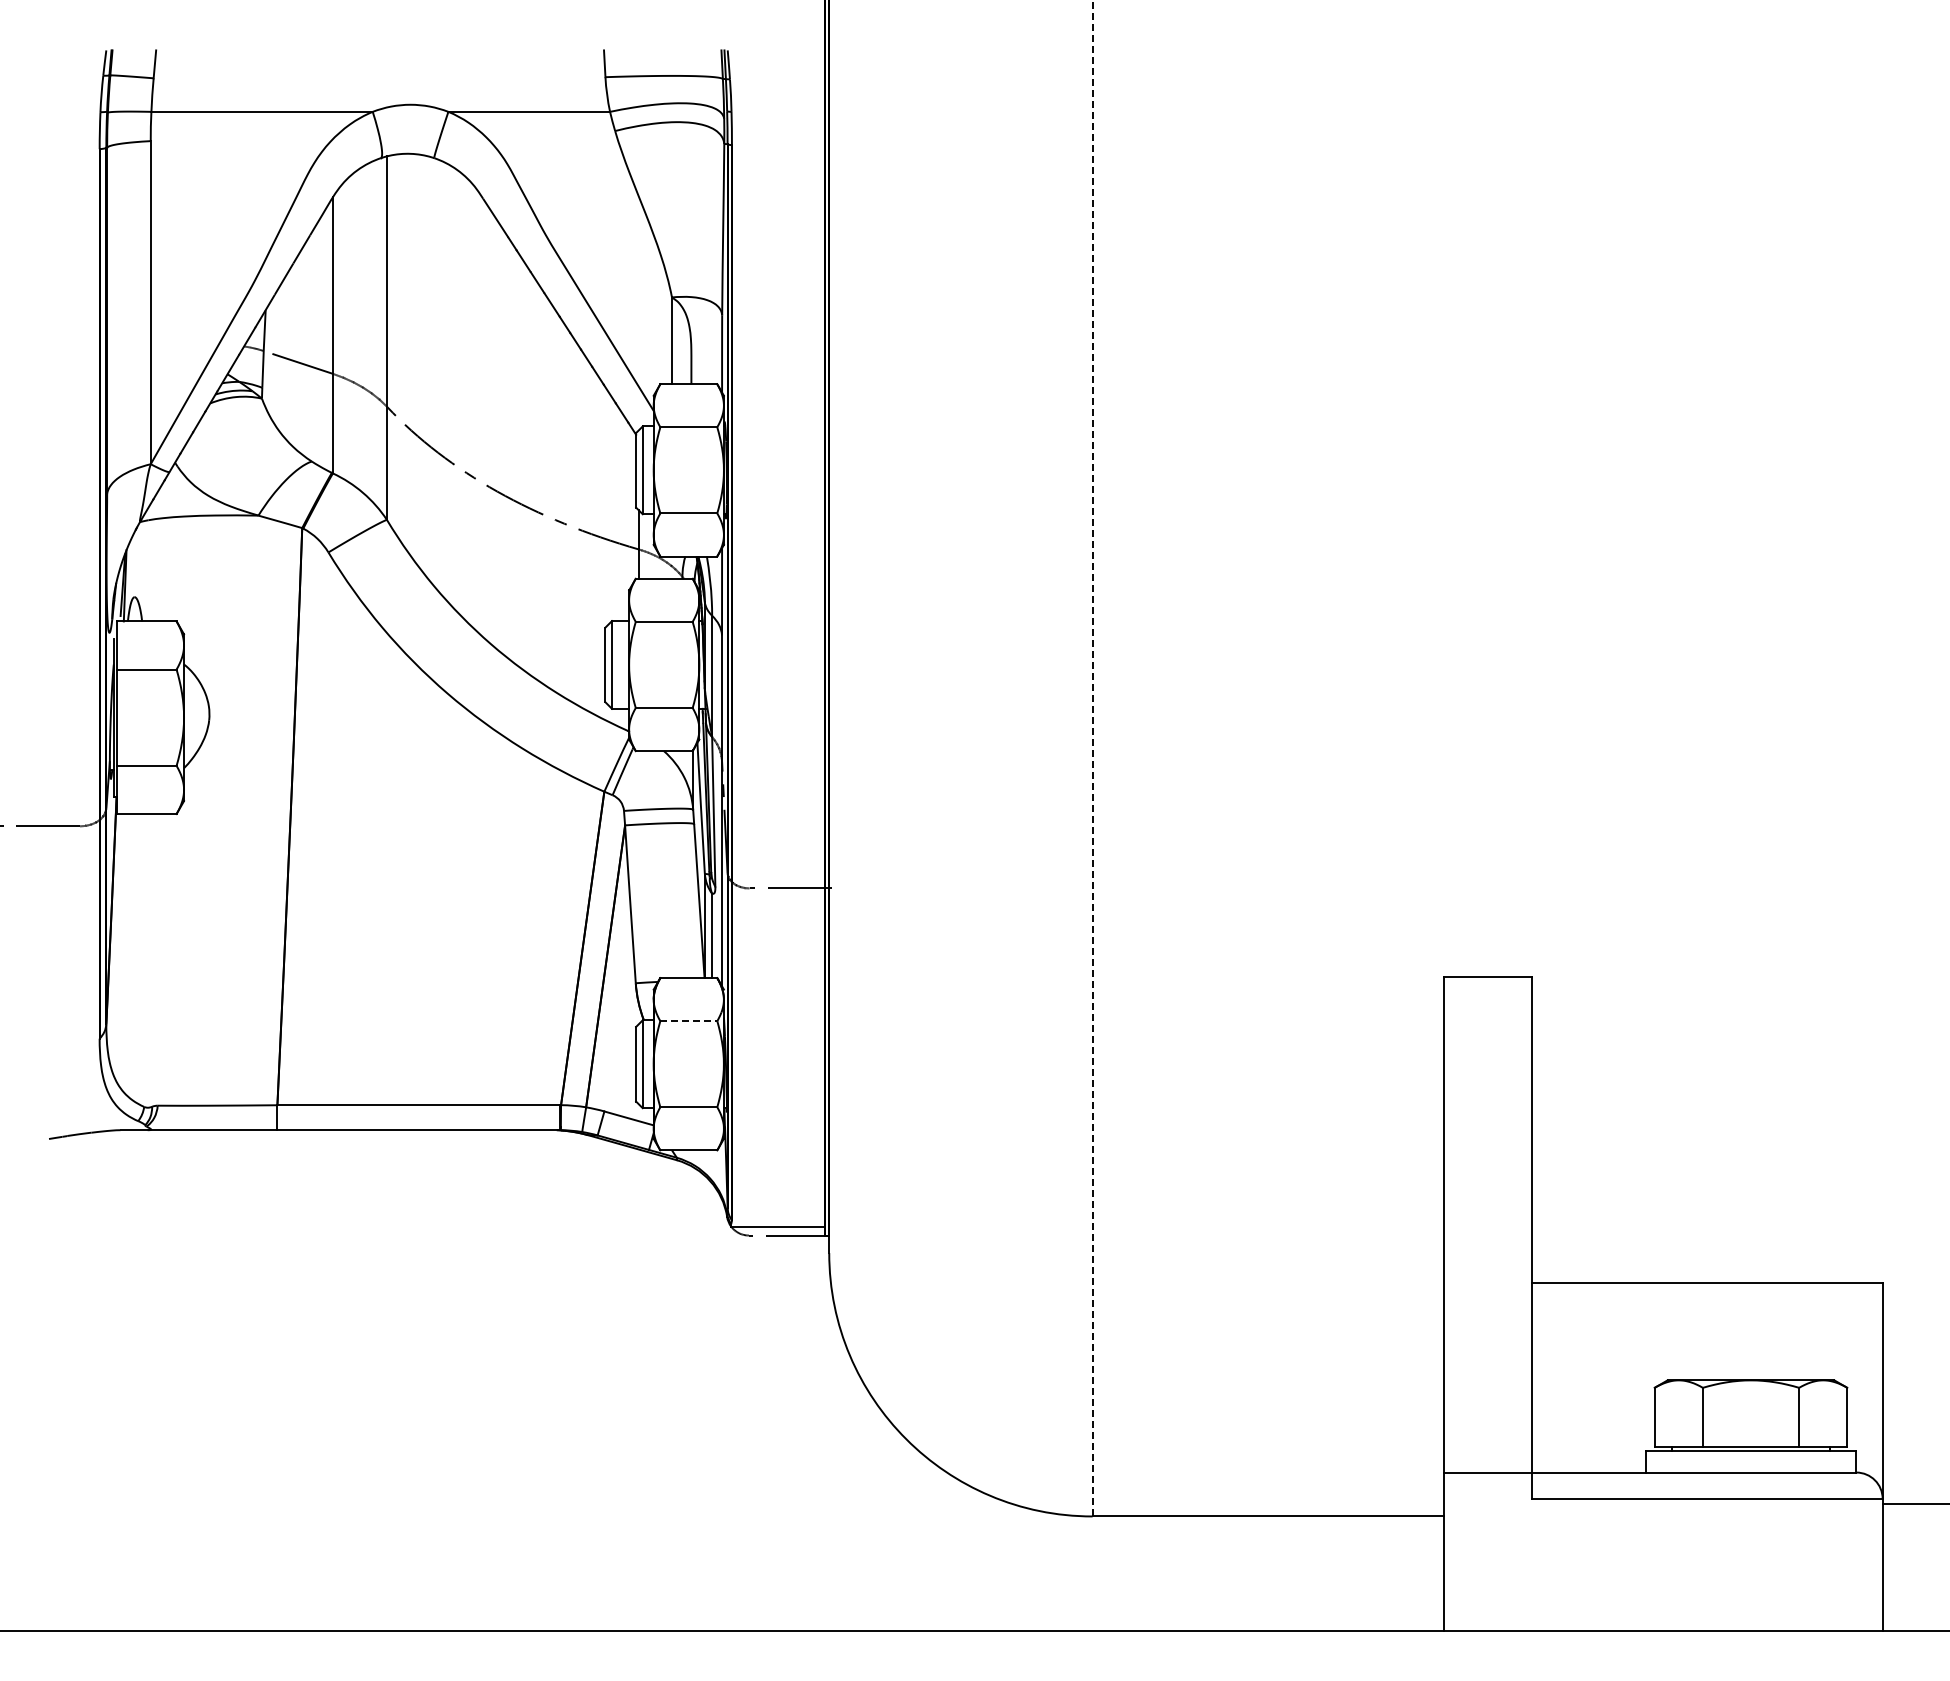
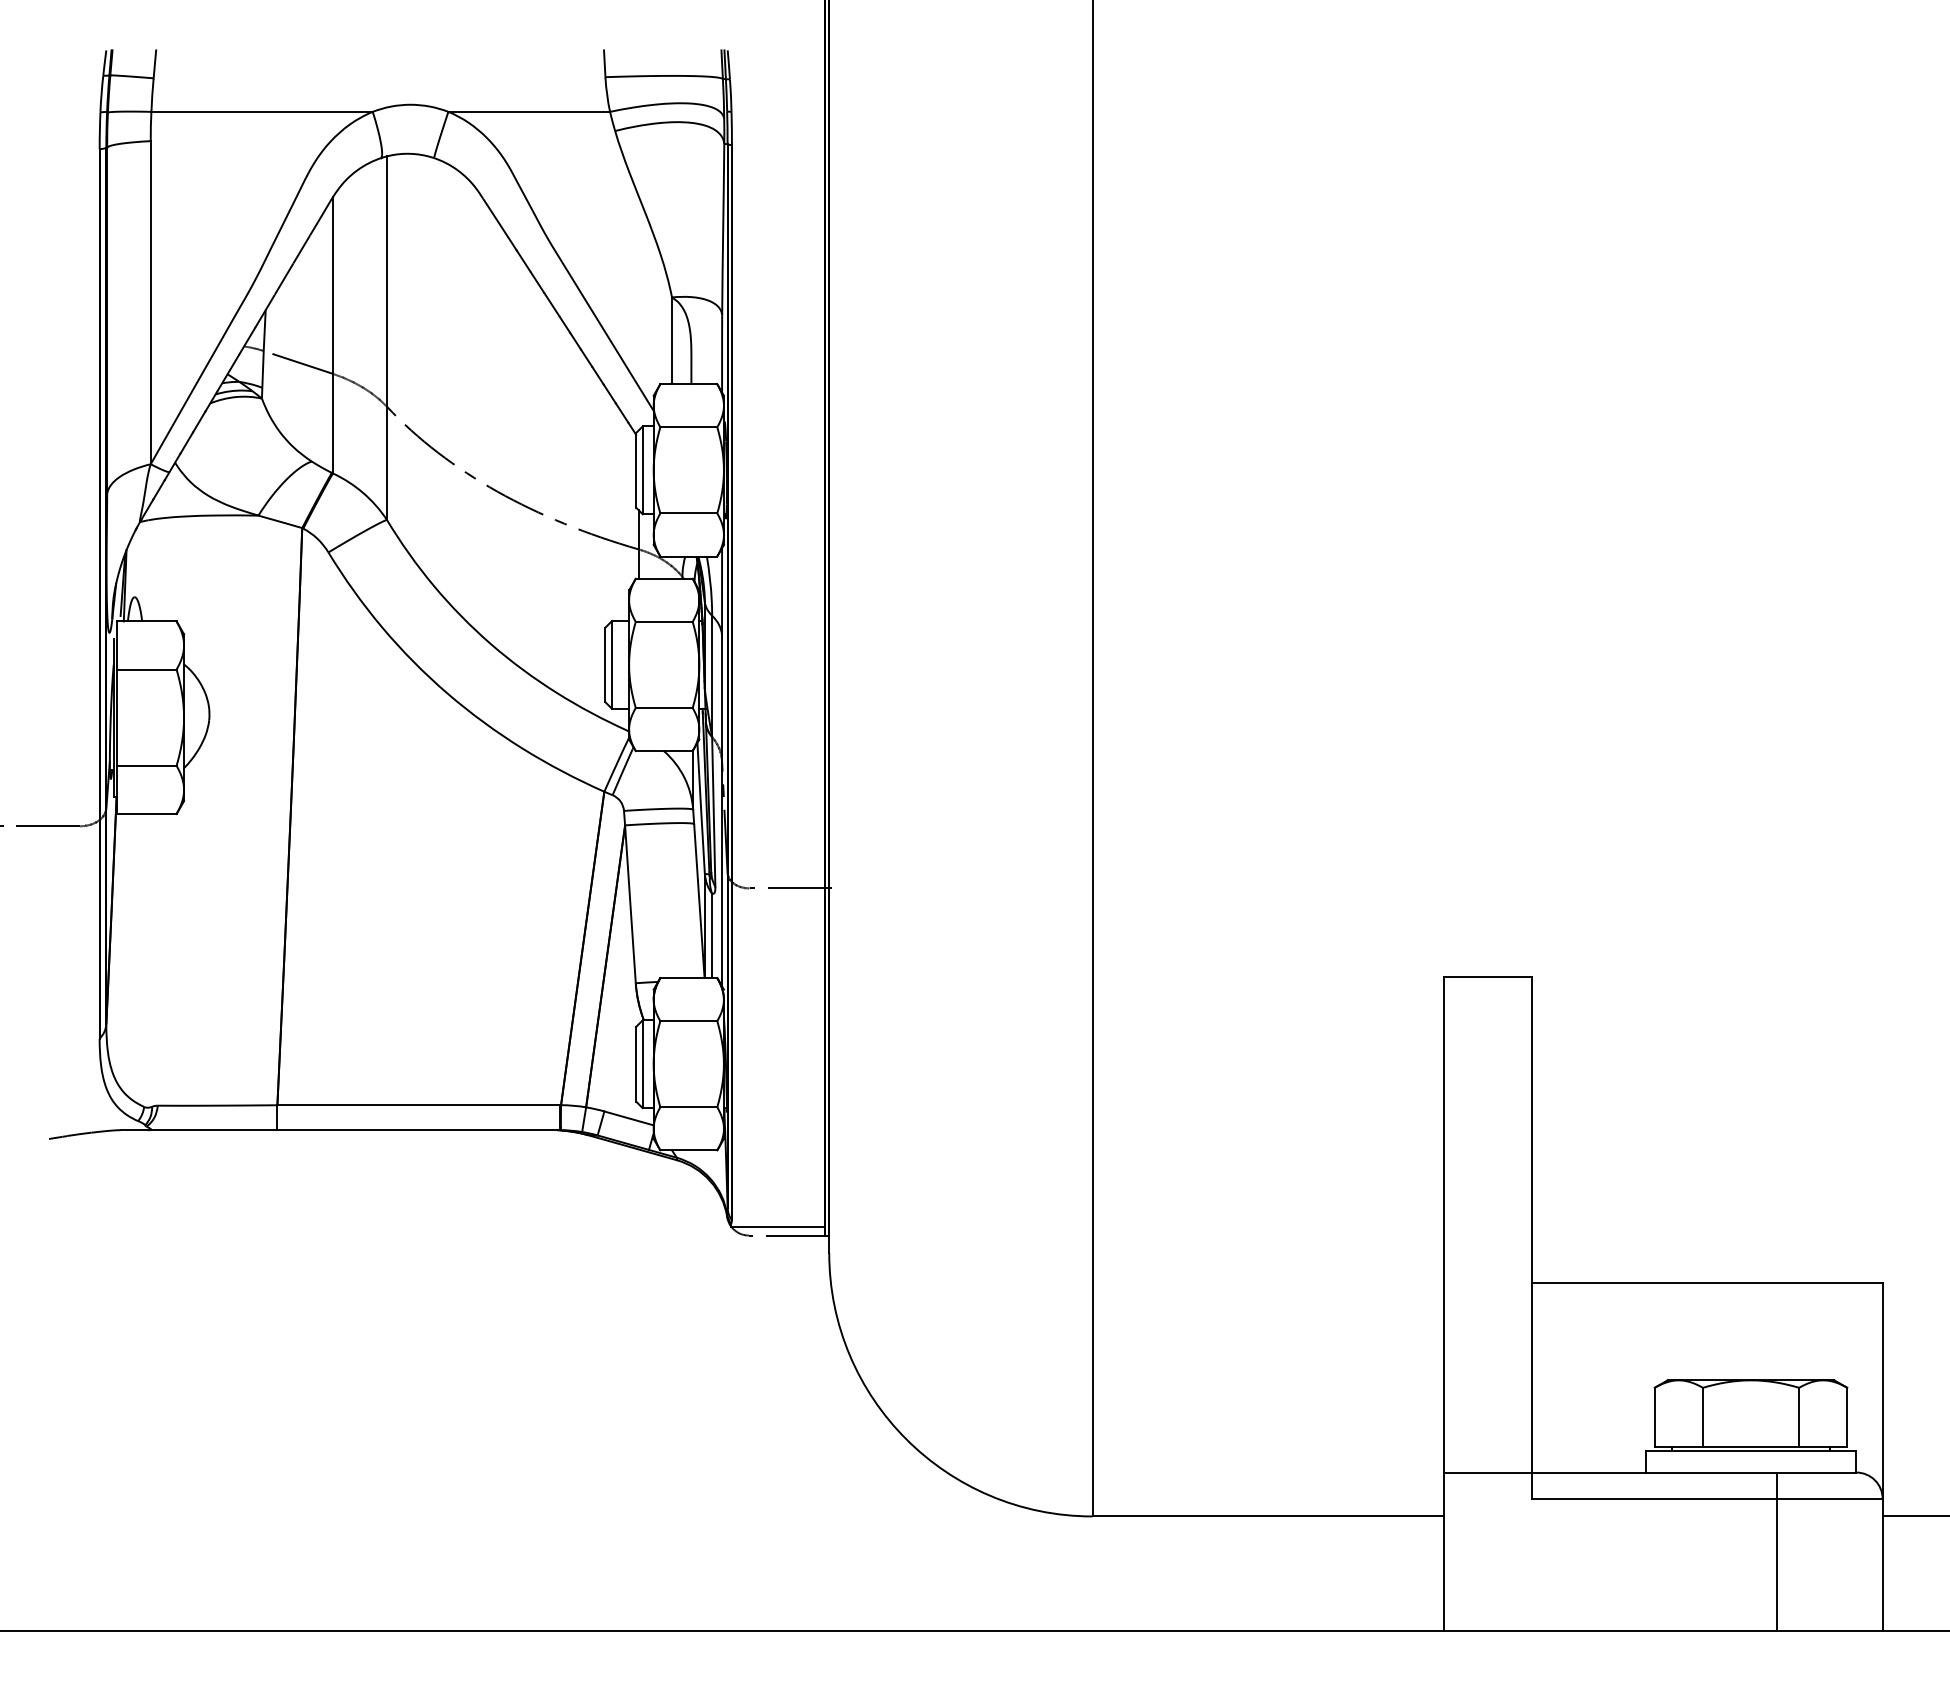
line: dashed -> solid (1092, 758)
line: dashed -> solid (689, 1021)
line position: (1914, 1504) -> (1914, 1516) (1914, 1516)
line: none -> present (1777, 1551)
